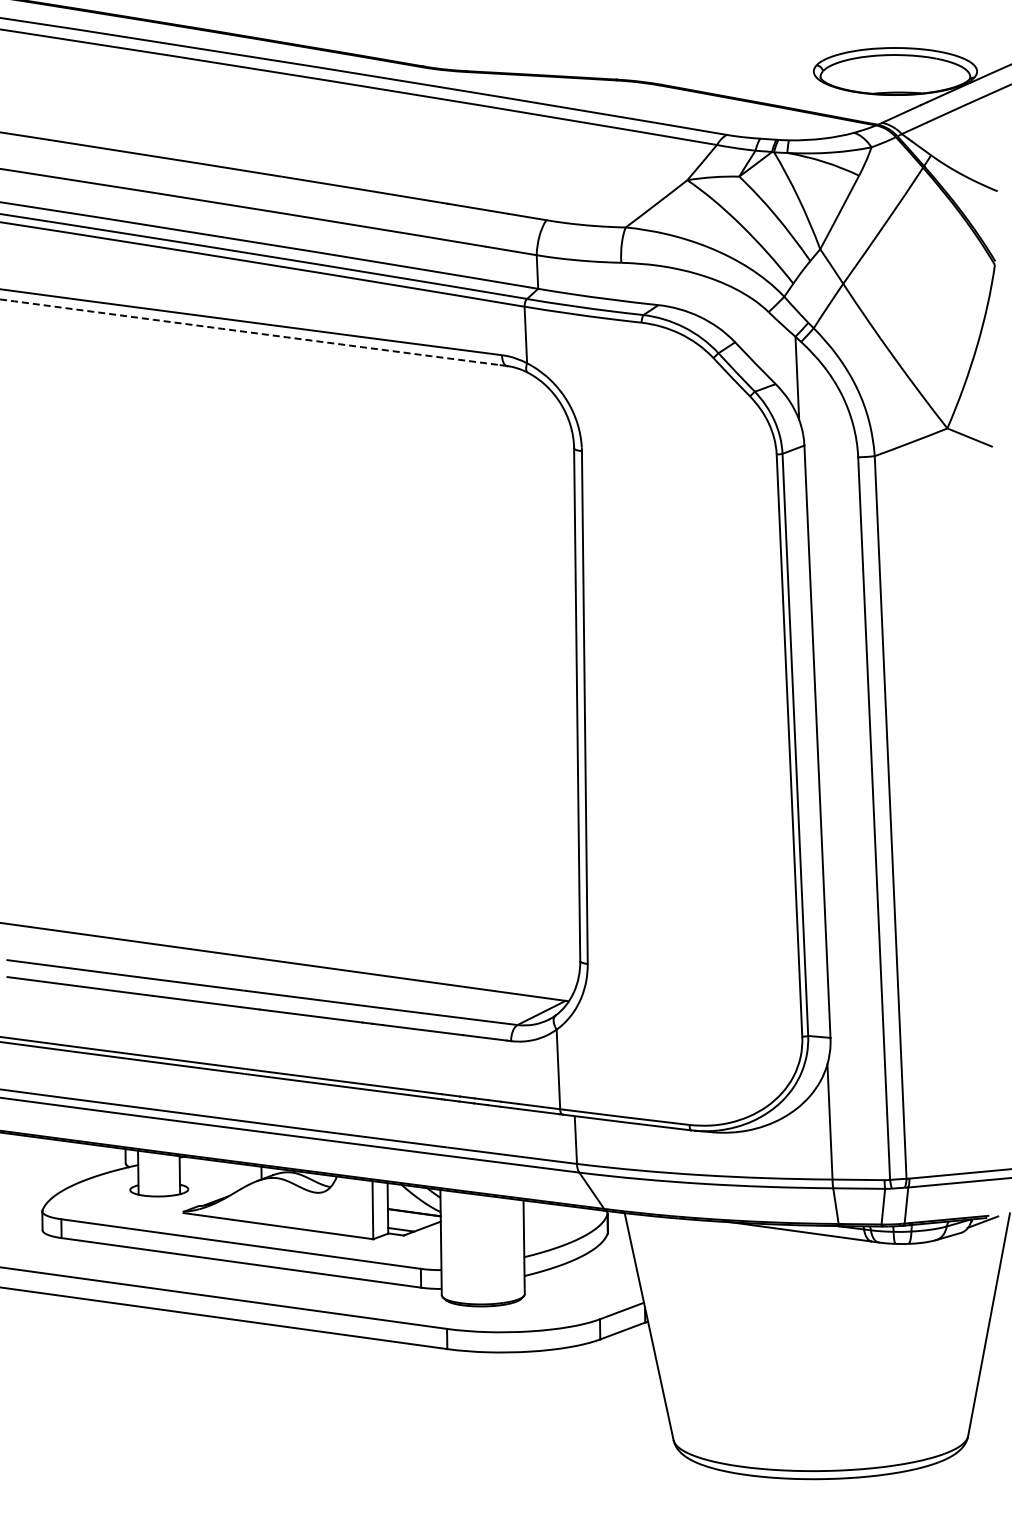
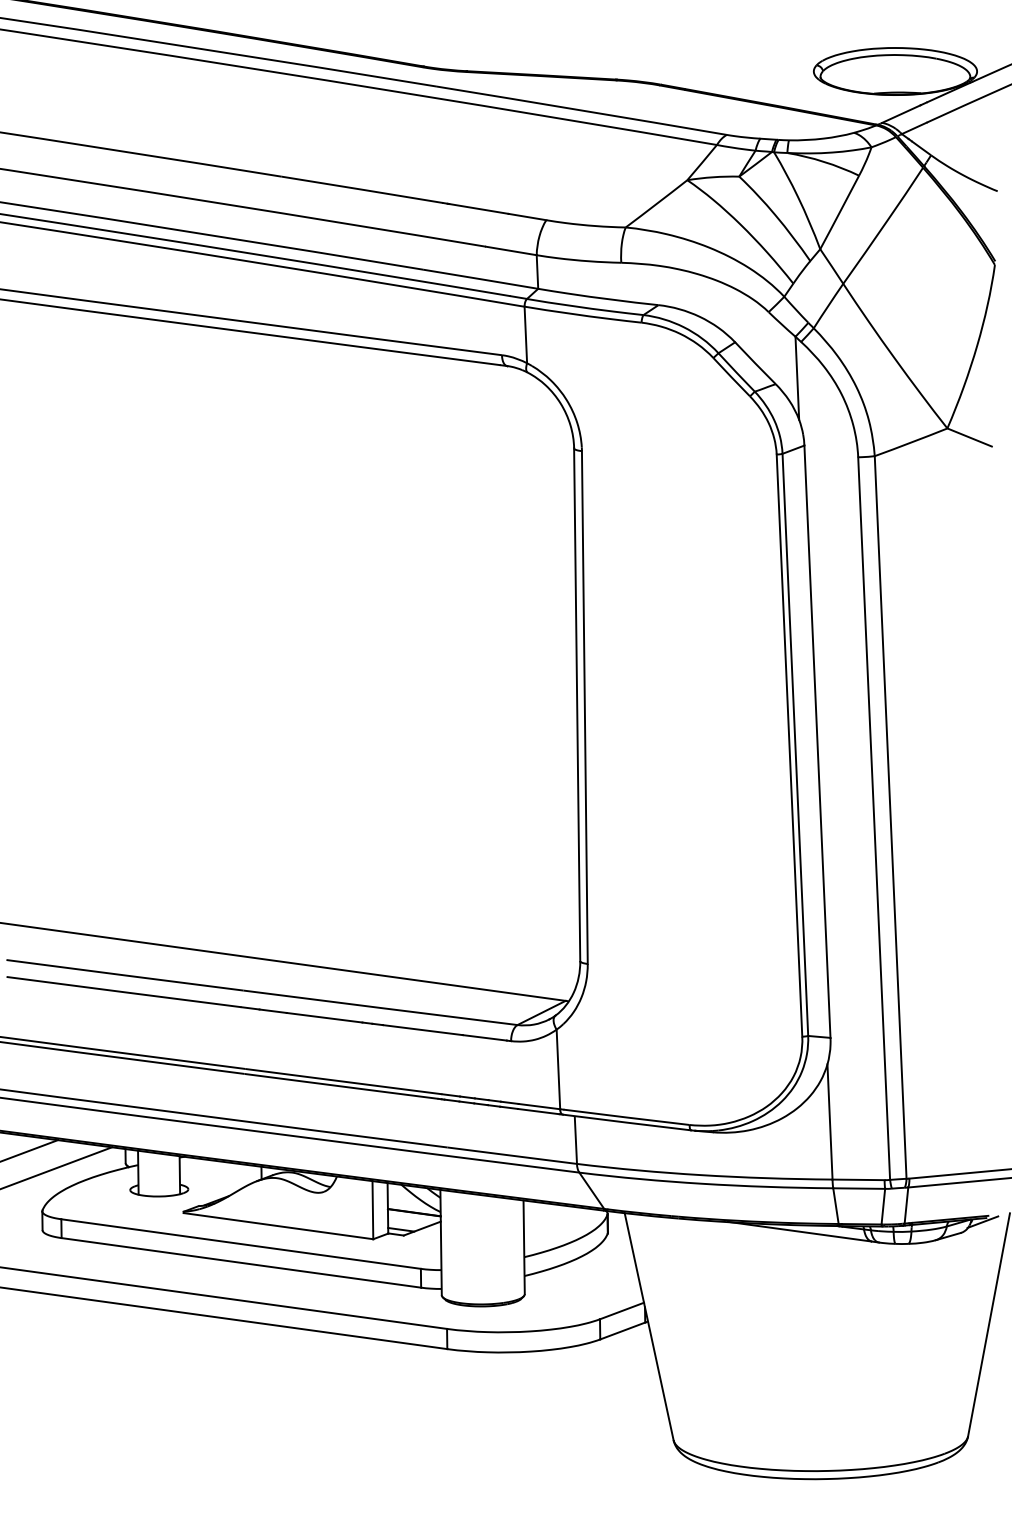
arc: dashed -> solid (250, 332)
line: none -> present (30, 1150)
line: none -> present (57, 1167)
